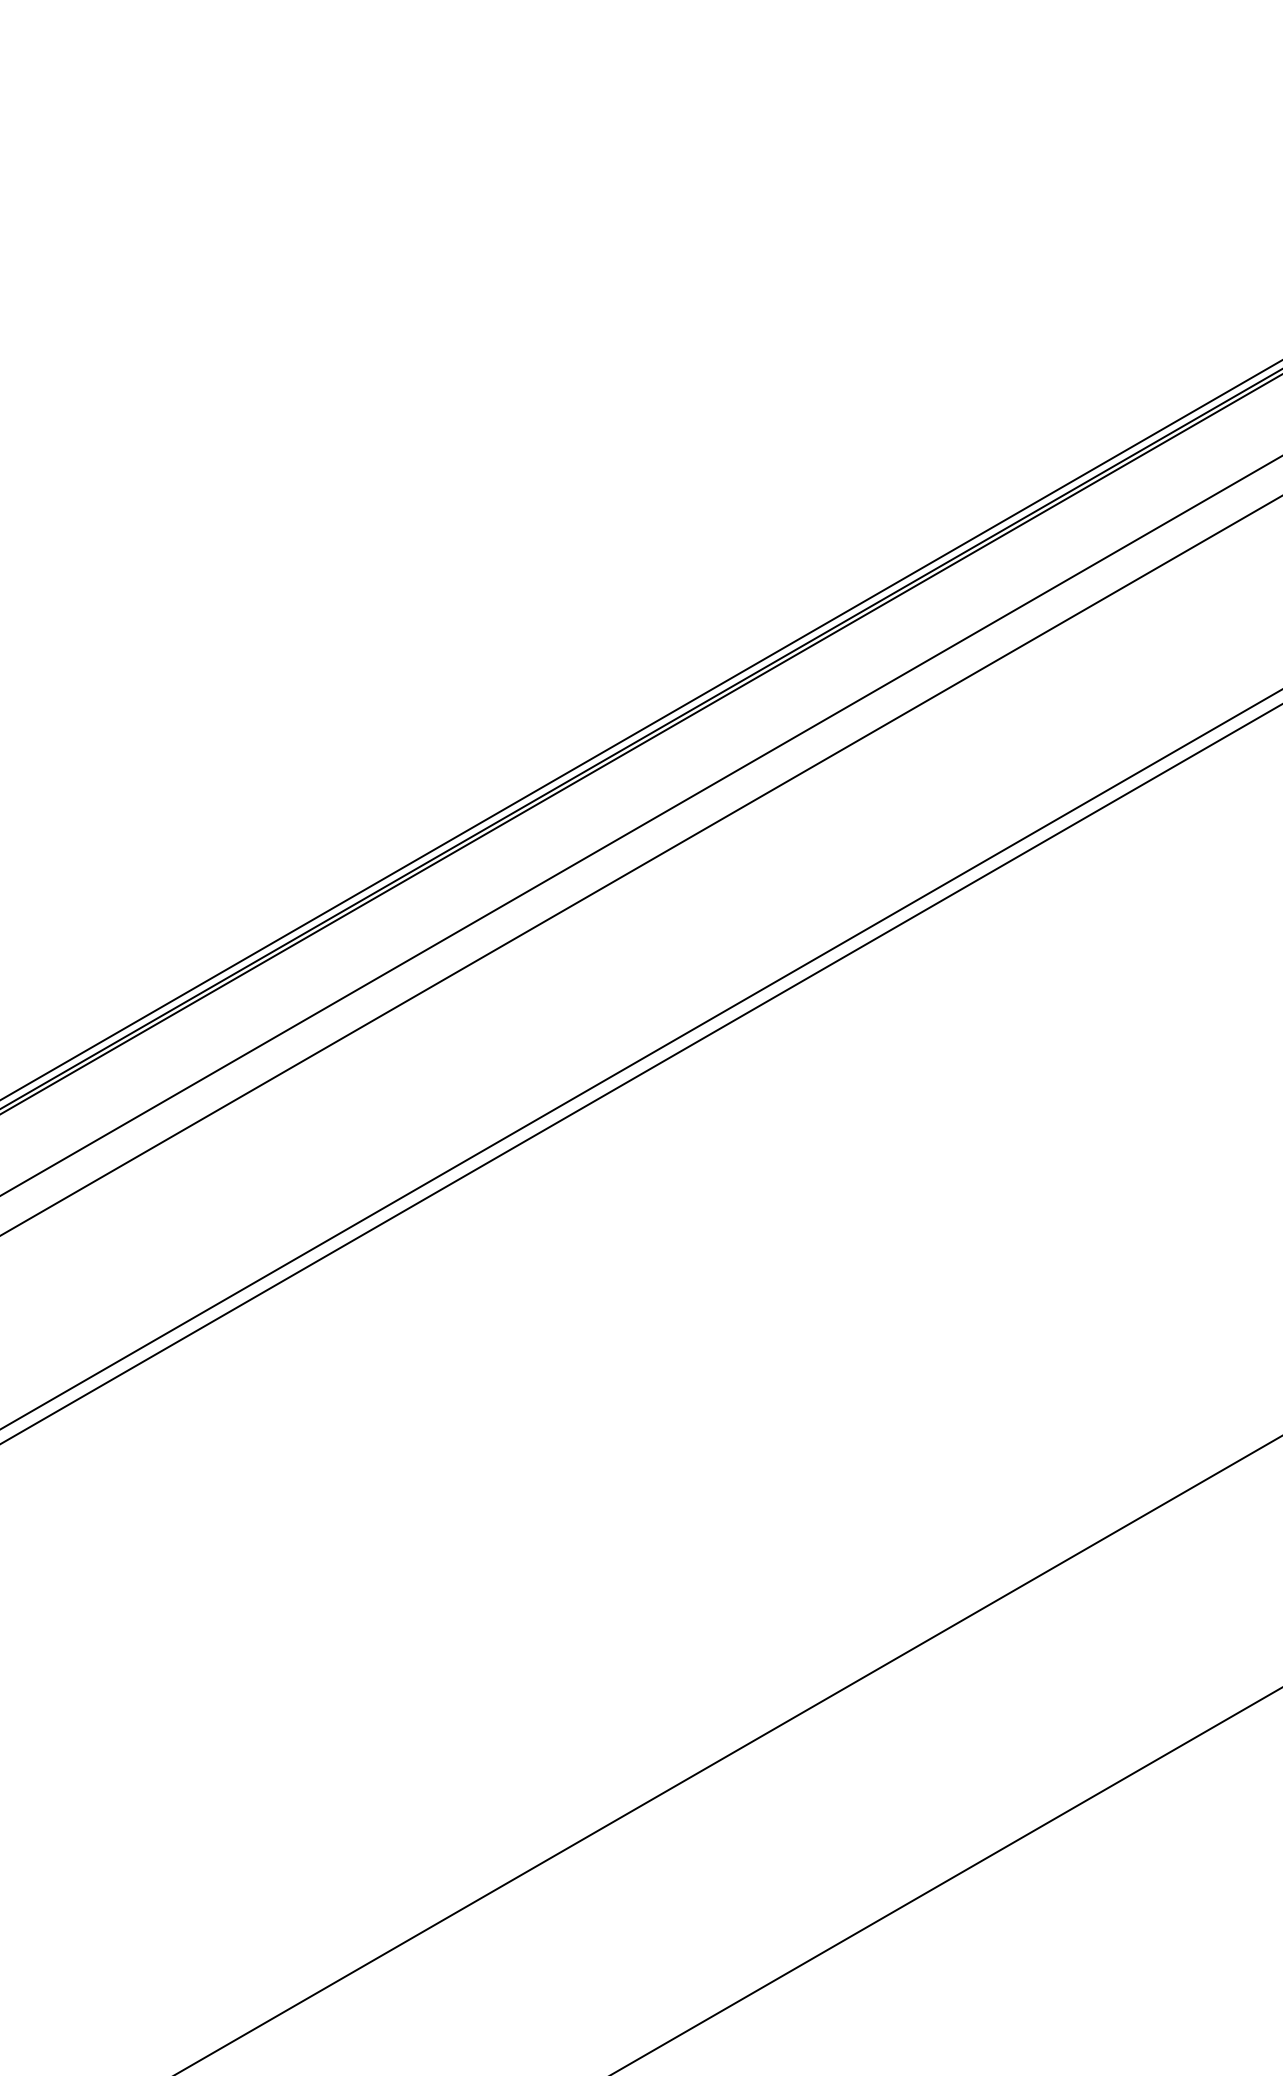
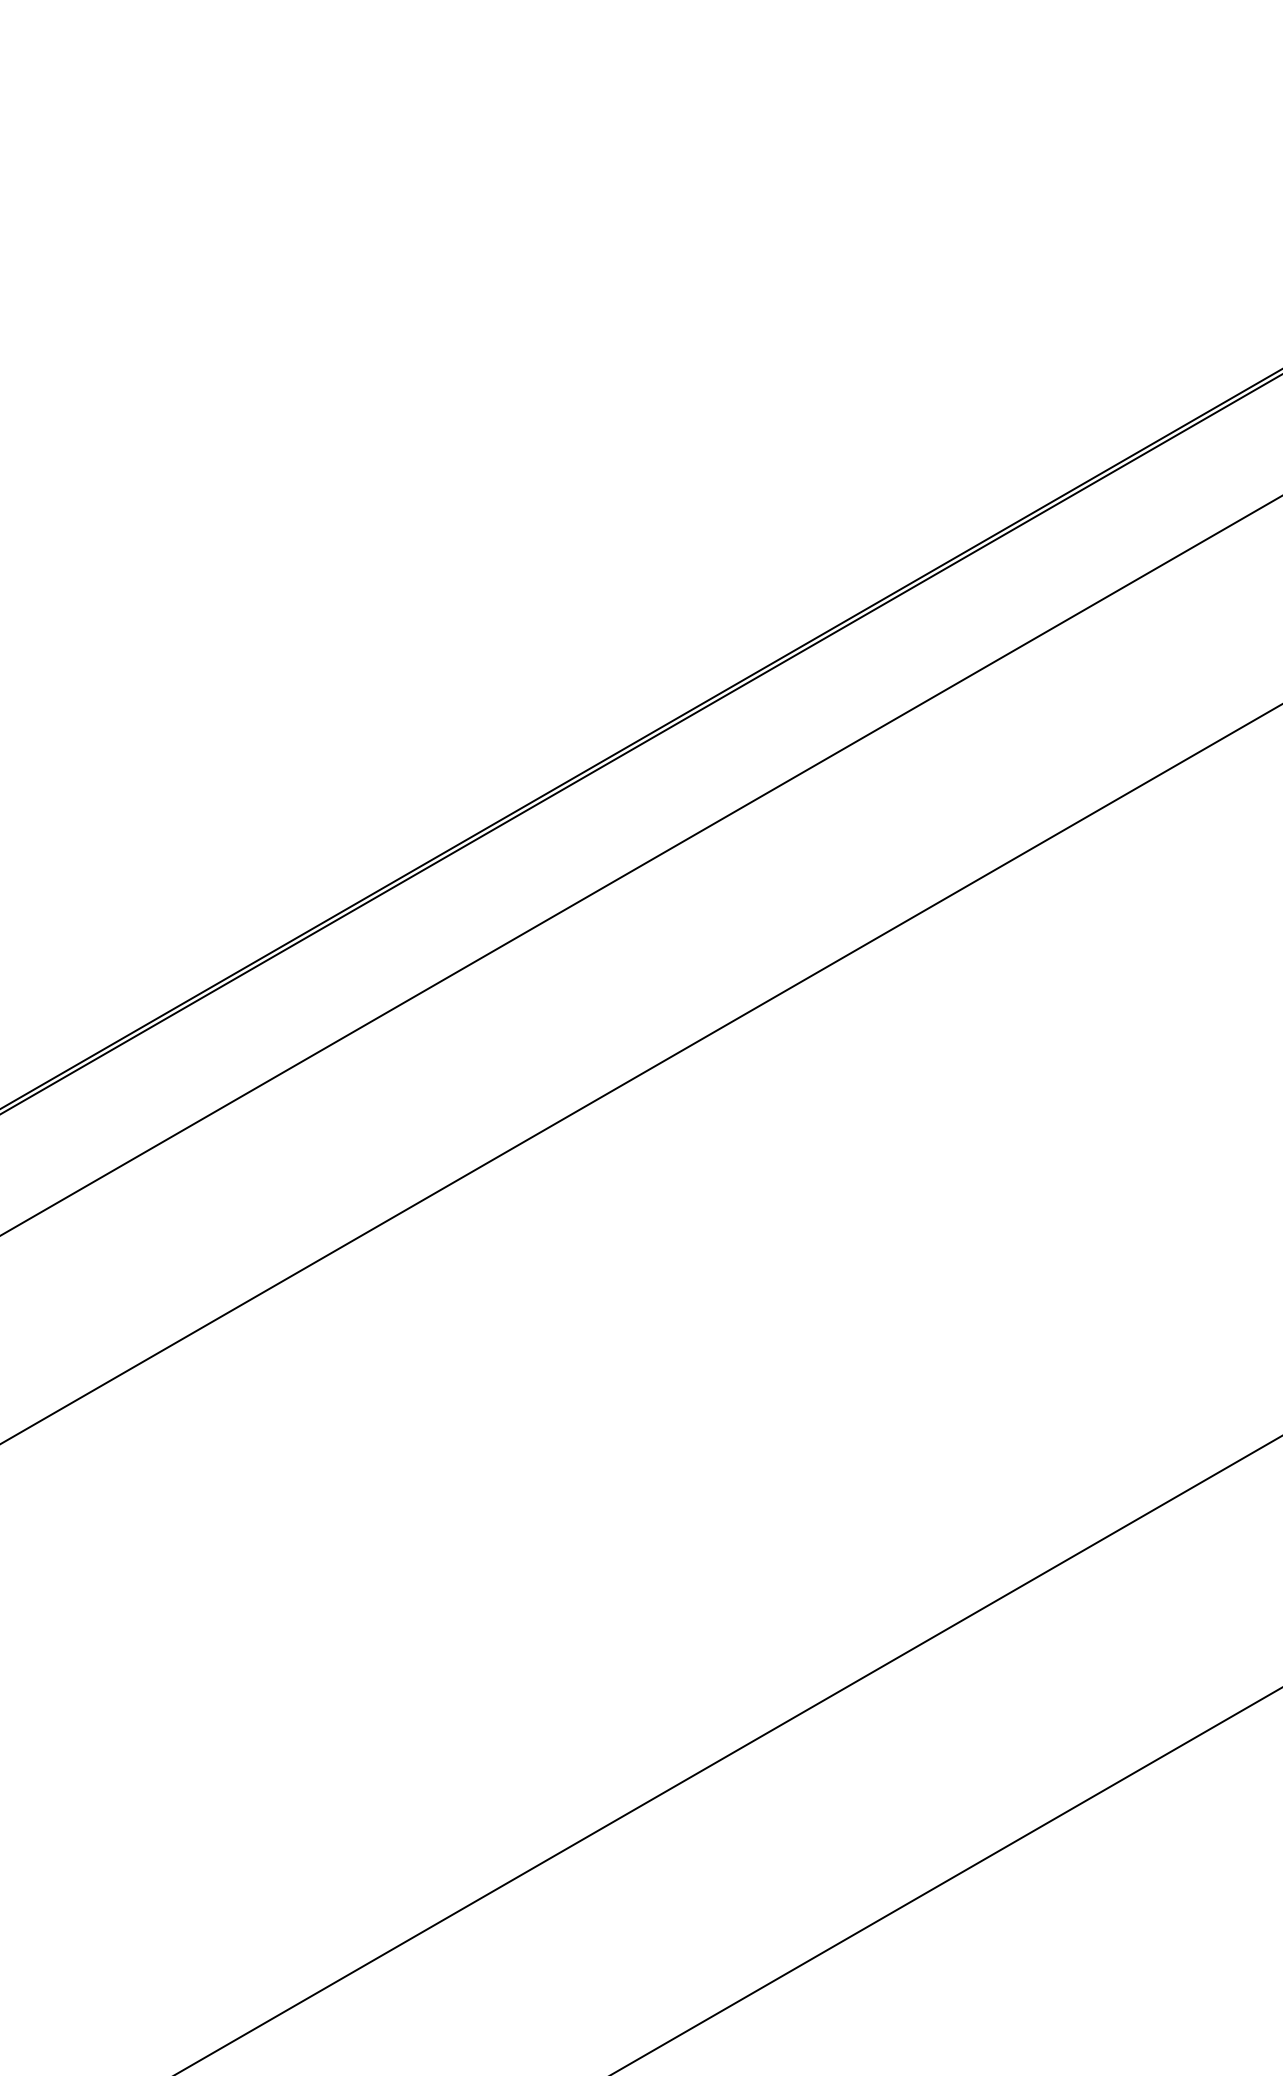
line: present -> none (640, 730)
line: present -> none (640, 825)
line: present -> none (640, 1059)
